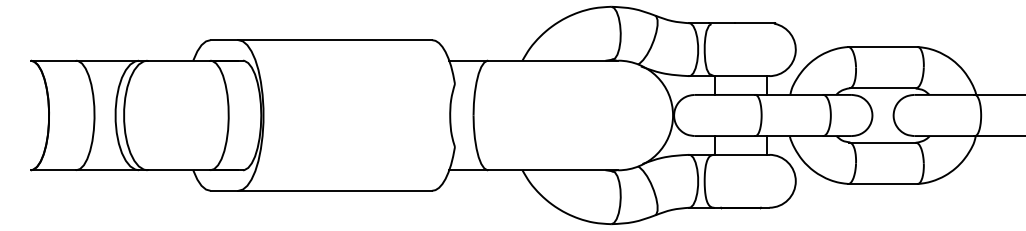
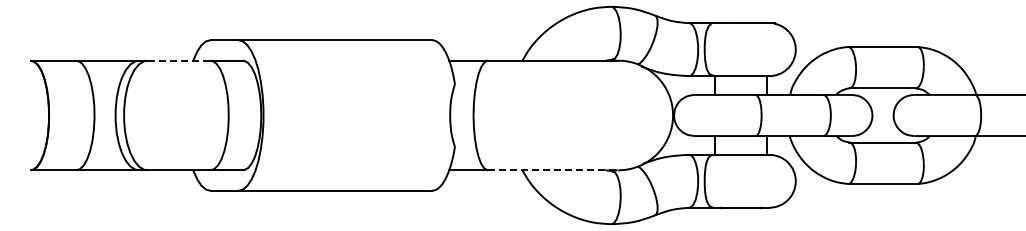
line: solid -> dashed (178, 60)
line: solid -> dashed (553, 170)
